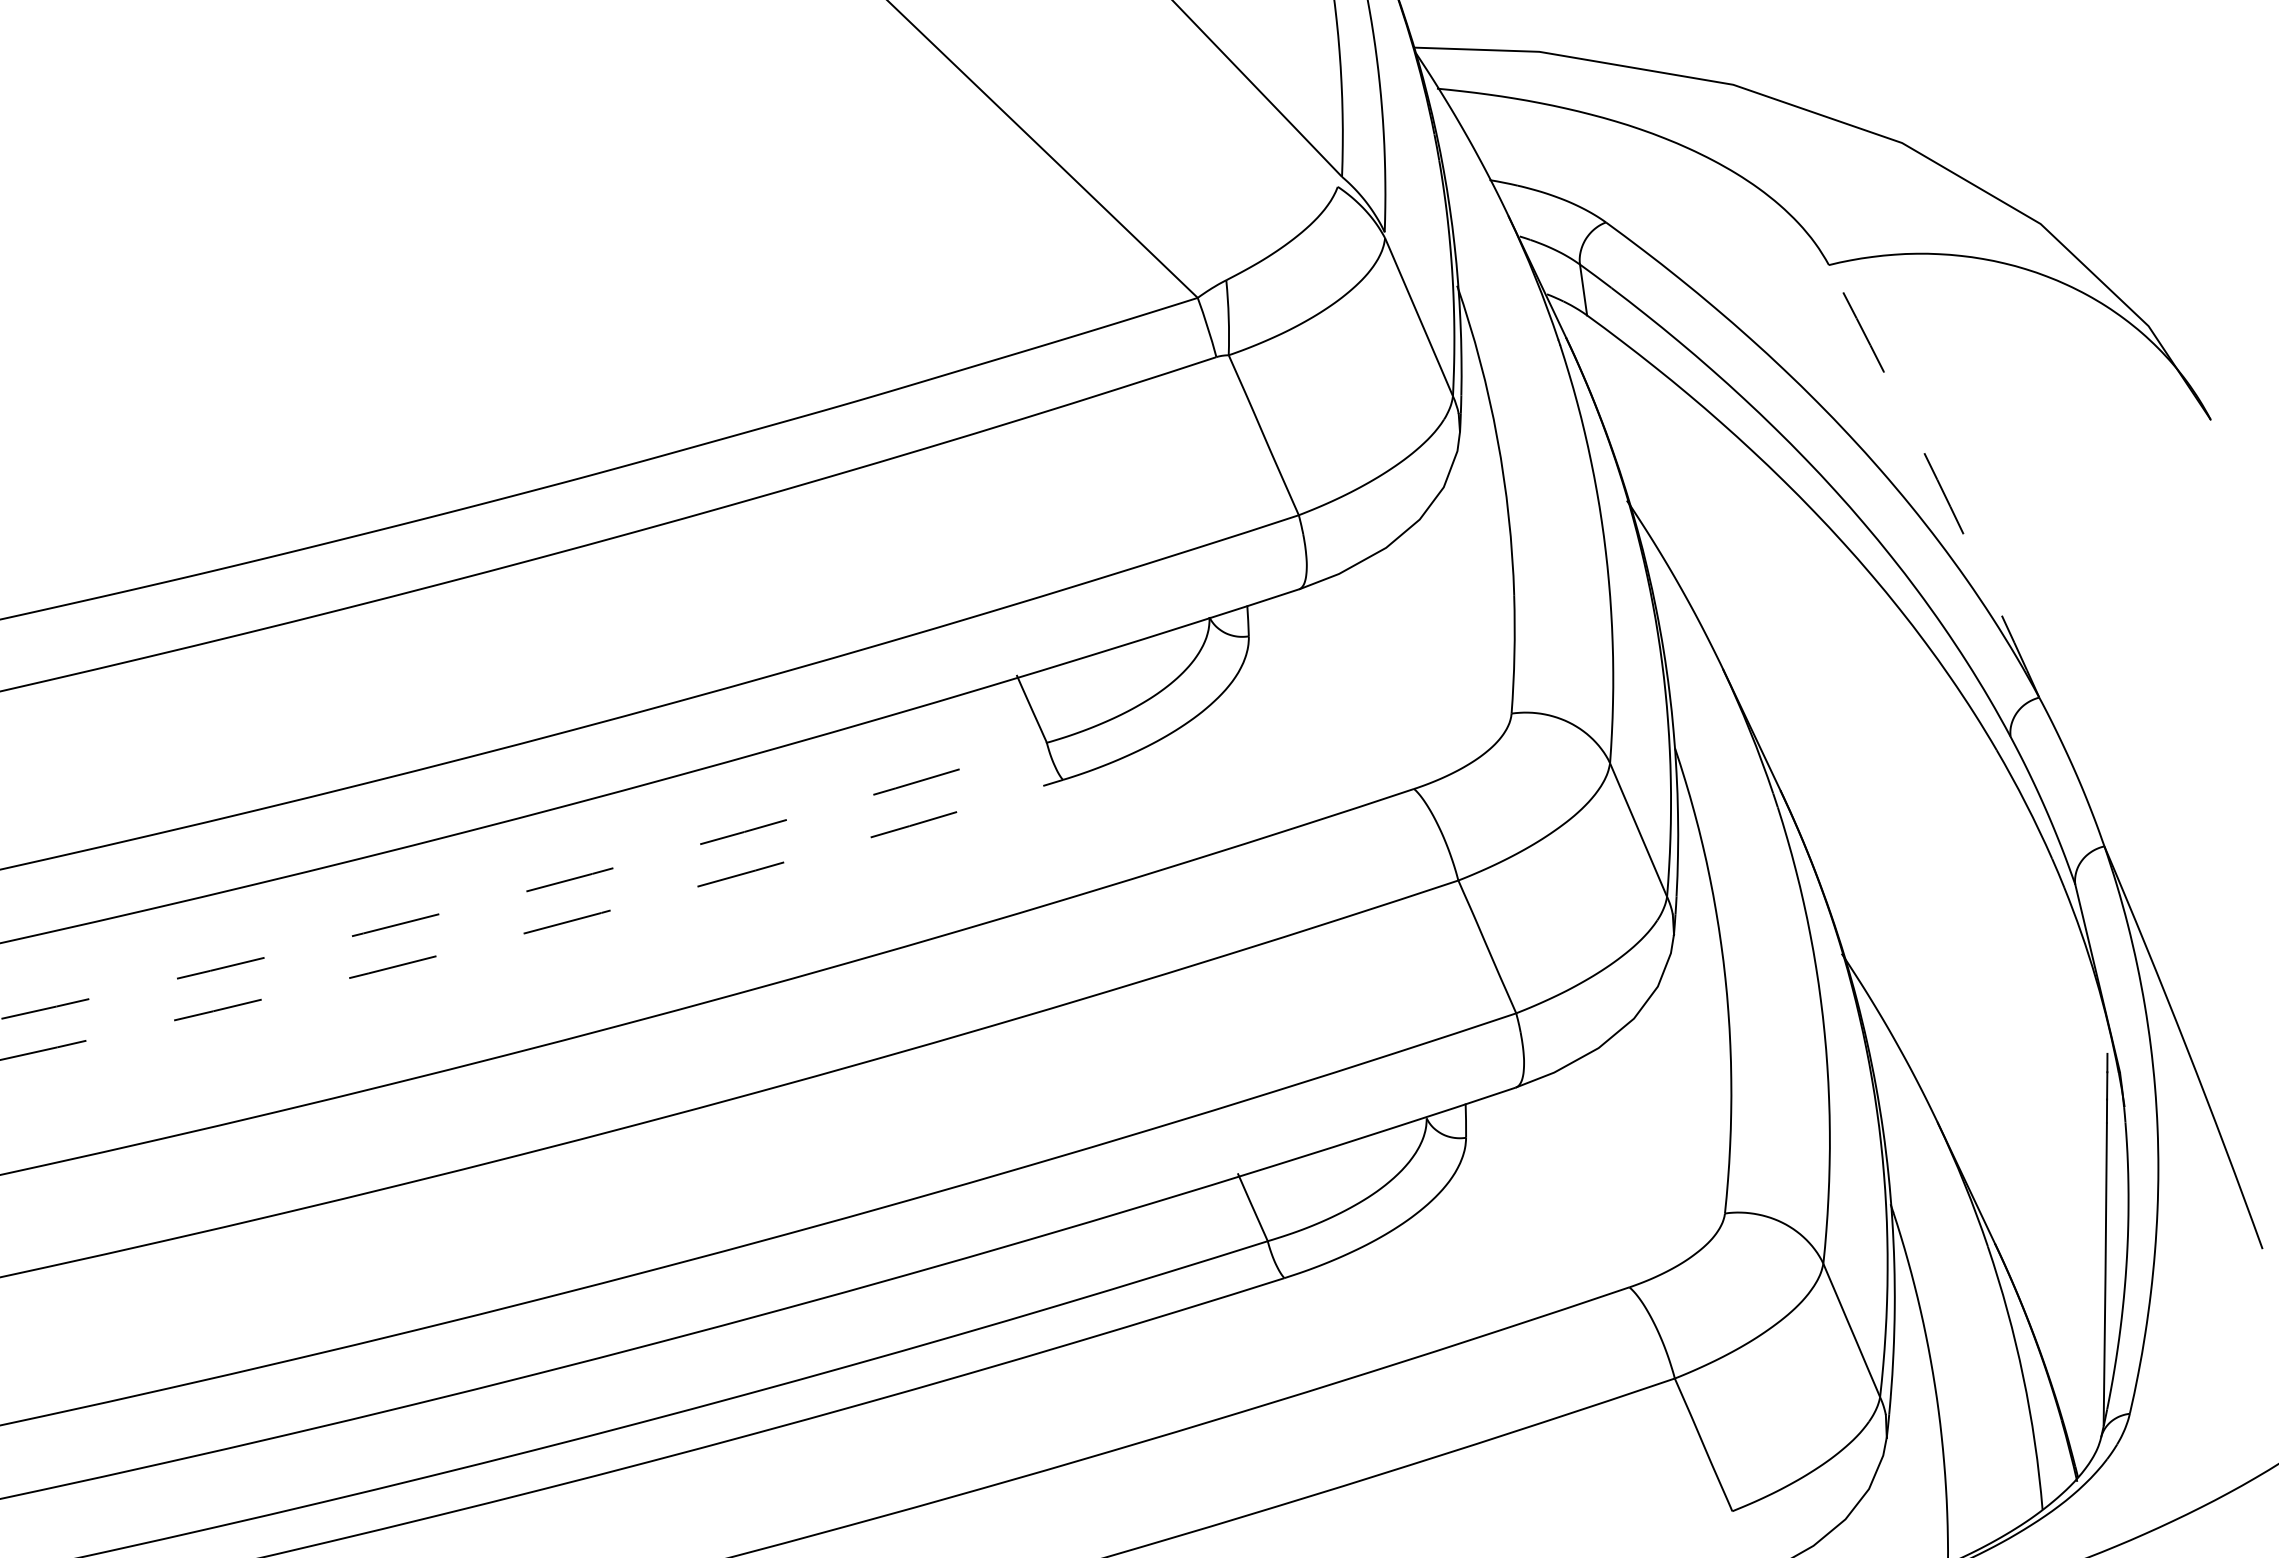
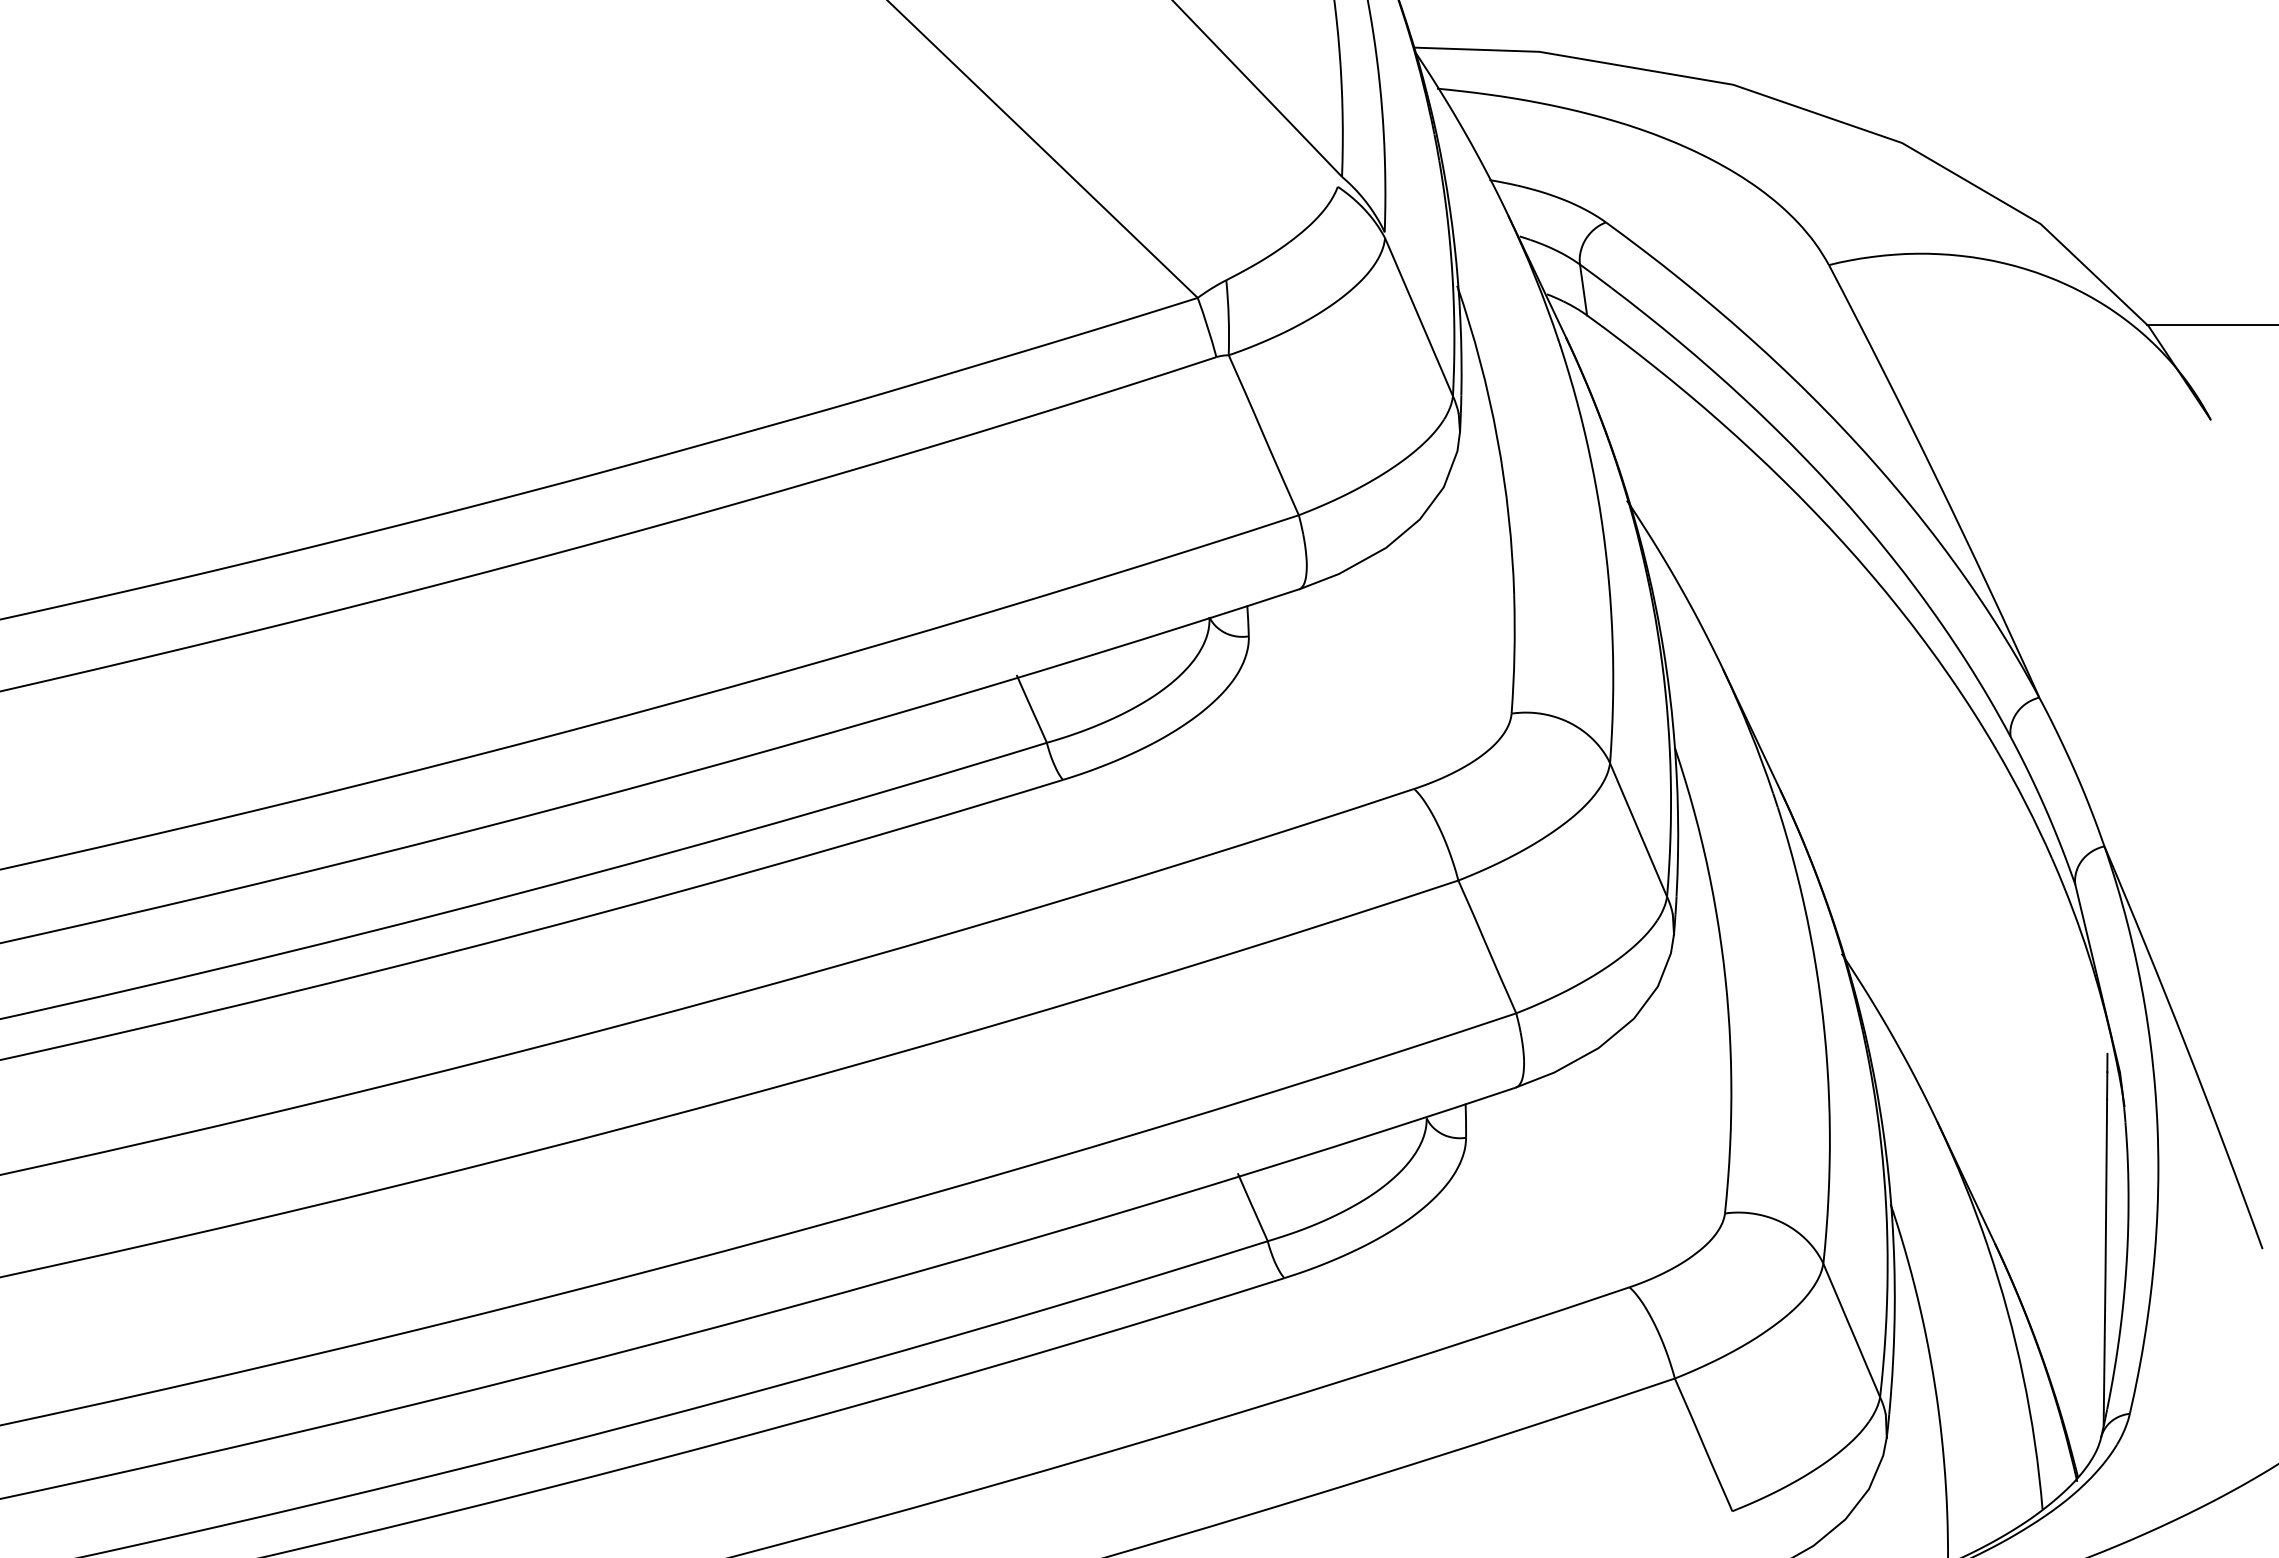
line: none -> present (2210, 324)
arc: dashed -> solid (1937, 479)
arc: dashed -> solid (525, 891)
arc: dashed -> solid (534, 930)
